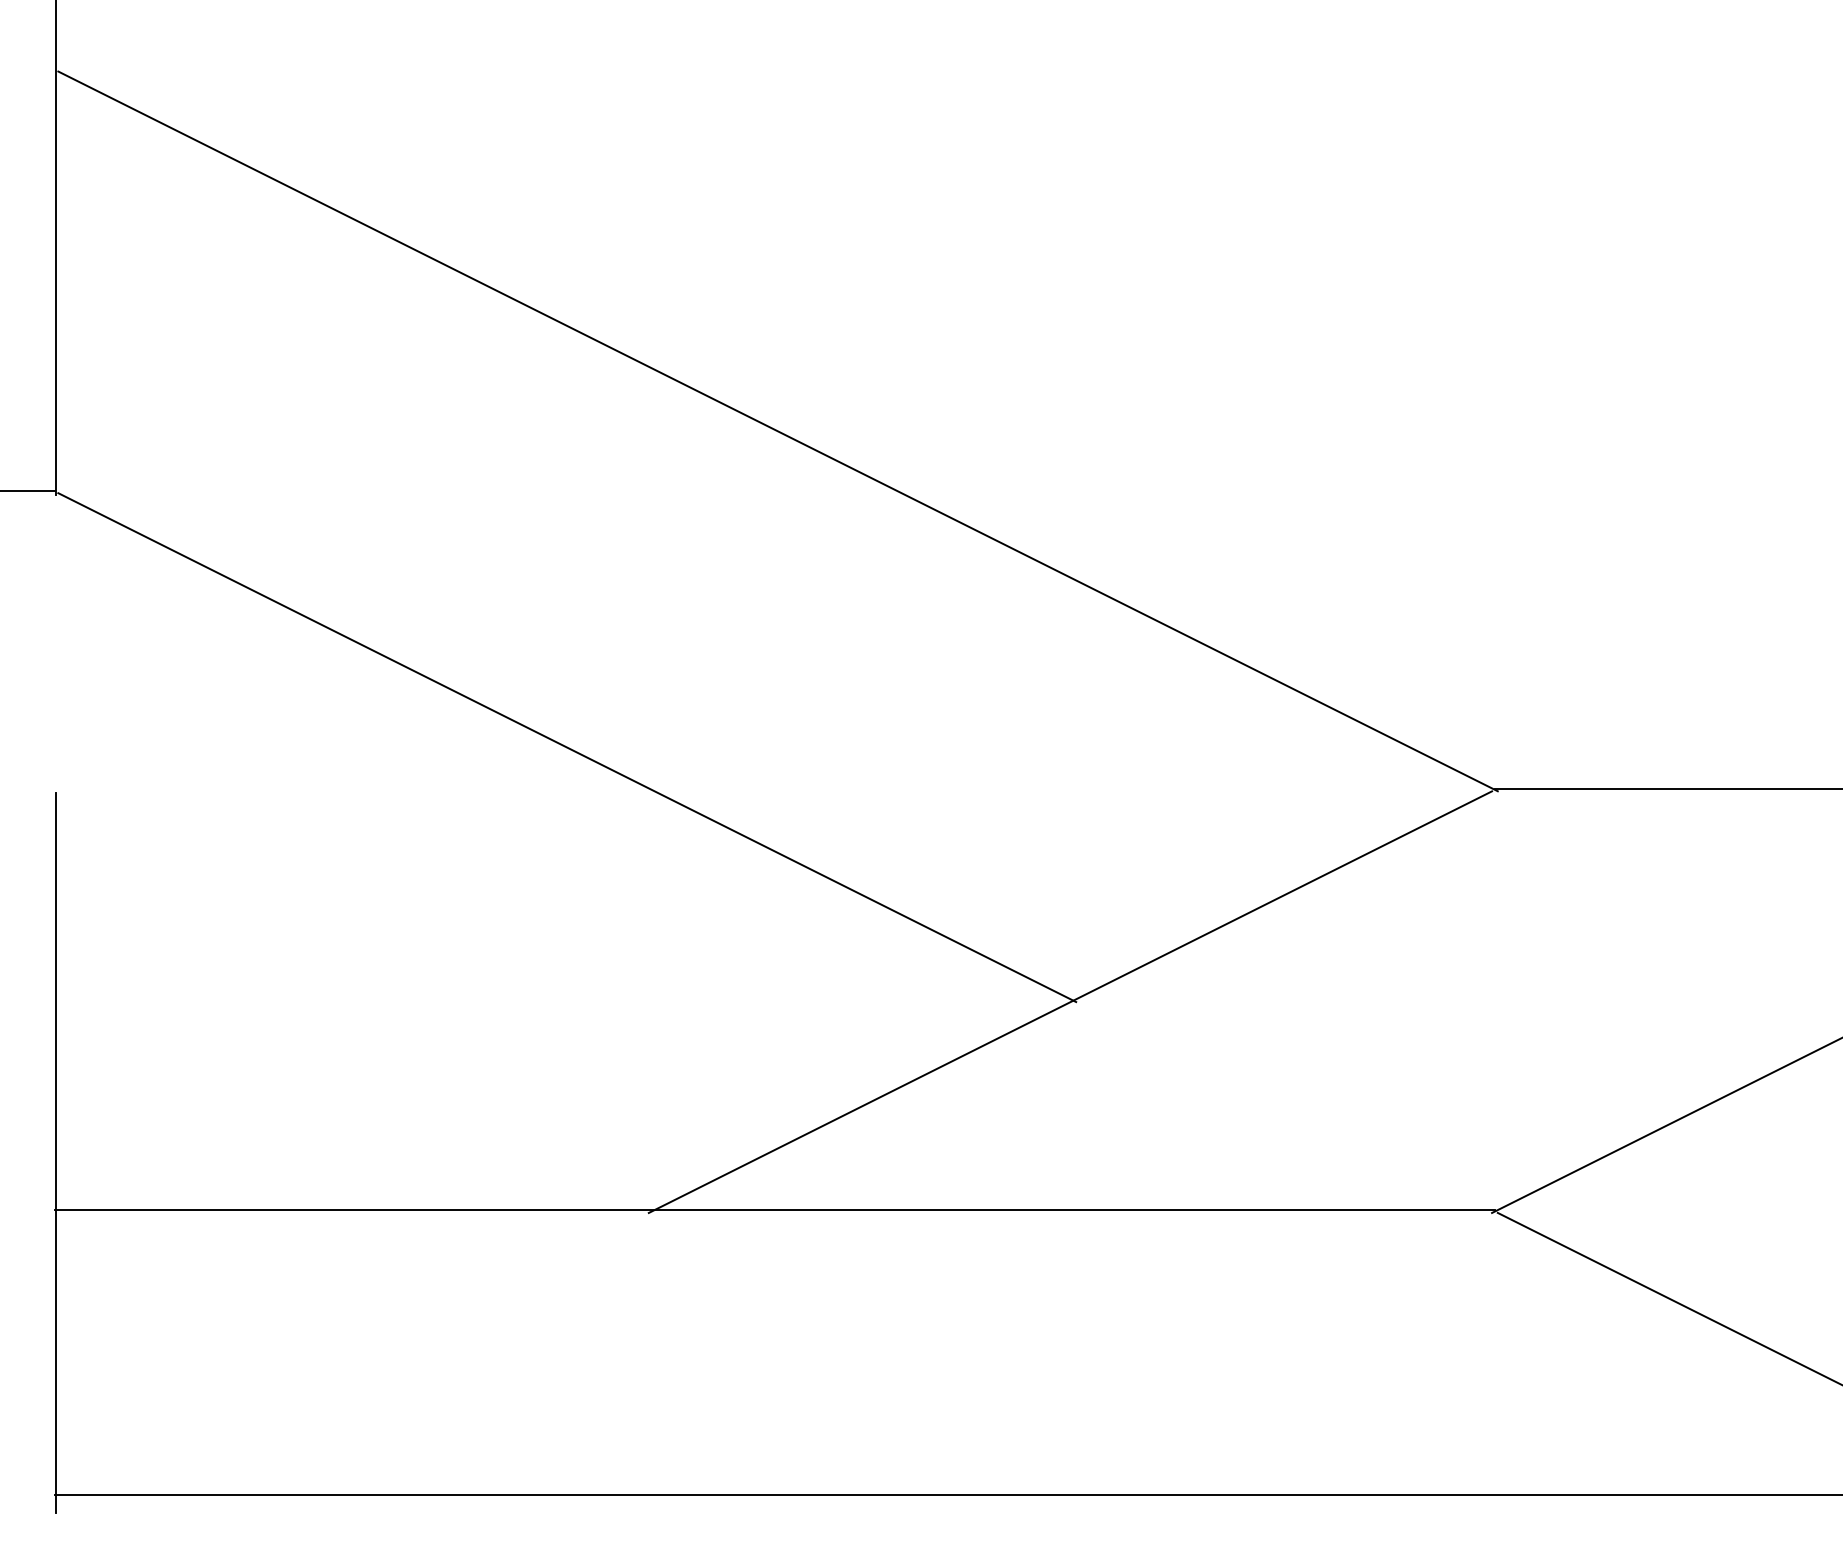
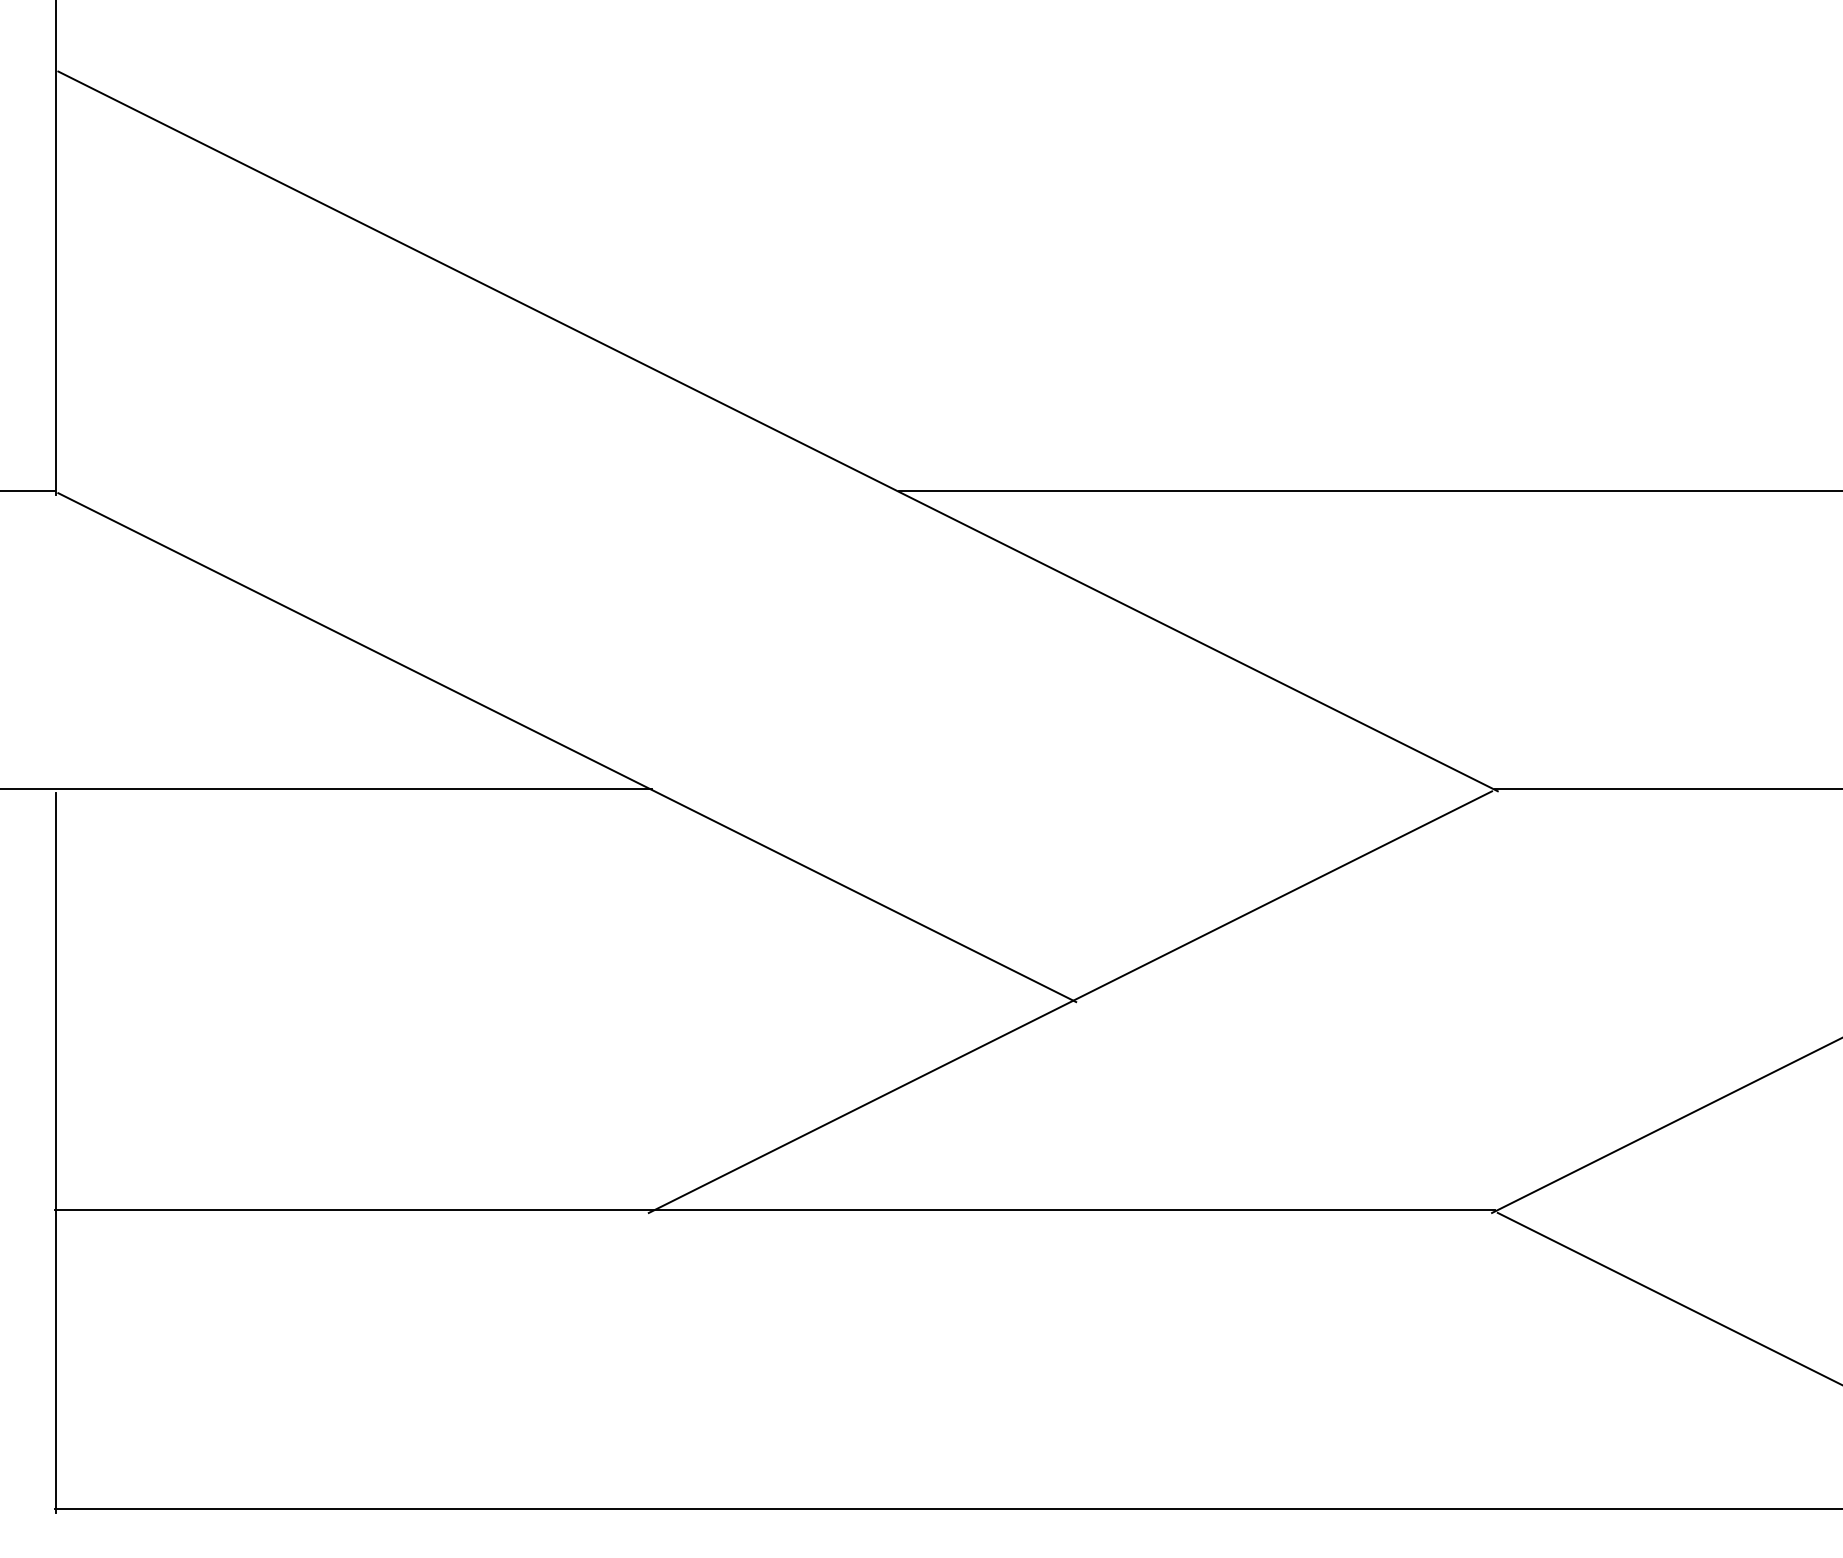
line: none -> present (1368, 490)
line: none -> present (326, 788)
line position: (947, 1494) -> (947, 1508) (947, 1508)
